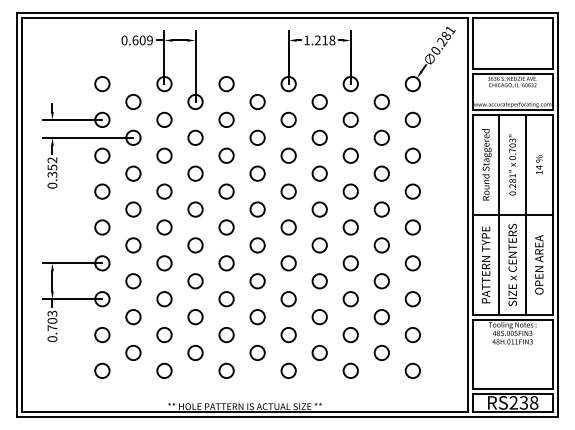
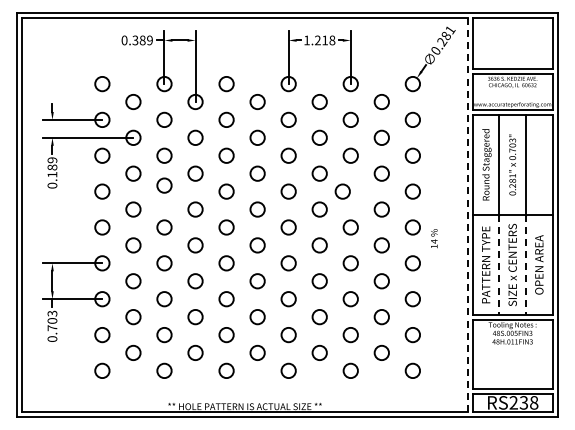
text: 0.609 -> 0.389 (138, 40)
text position: (539, 164) -> (434, 238) (434, 238)
text: 0.352 -> 0.189 (52, 167)
circle position: (164, 191) -> (164, 185) (164, 185)
circle position: (350, 191) -> (342, 191) (342, 191)
line: solid -> dashed (467, 214)
line: solid -> dashed (499, 265)
line: solid -> dashed (526, 265)
